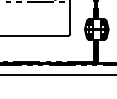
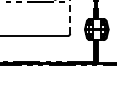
line: solid -> dashed (70, 16)
line: present -> none (57, 74)
